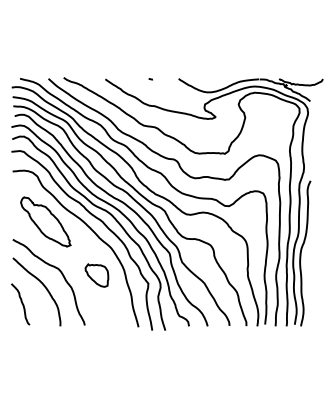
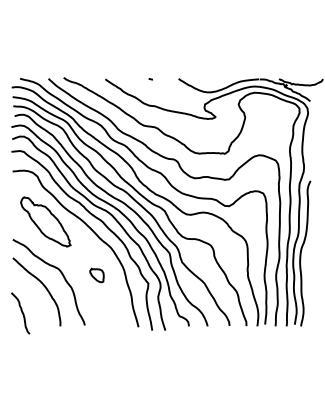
part size: 26x25 px -> 16x17 px (96, 275)
curve position: (21, 303) -> (21, 312) (21, 312)
